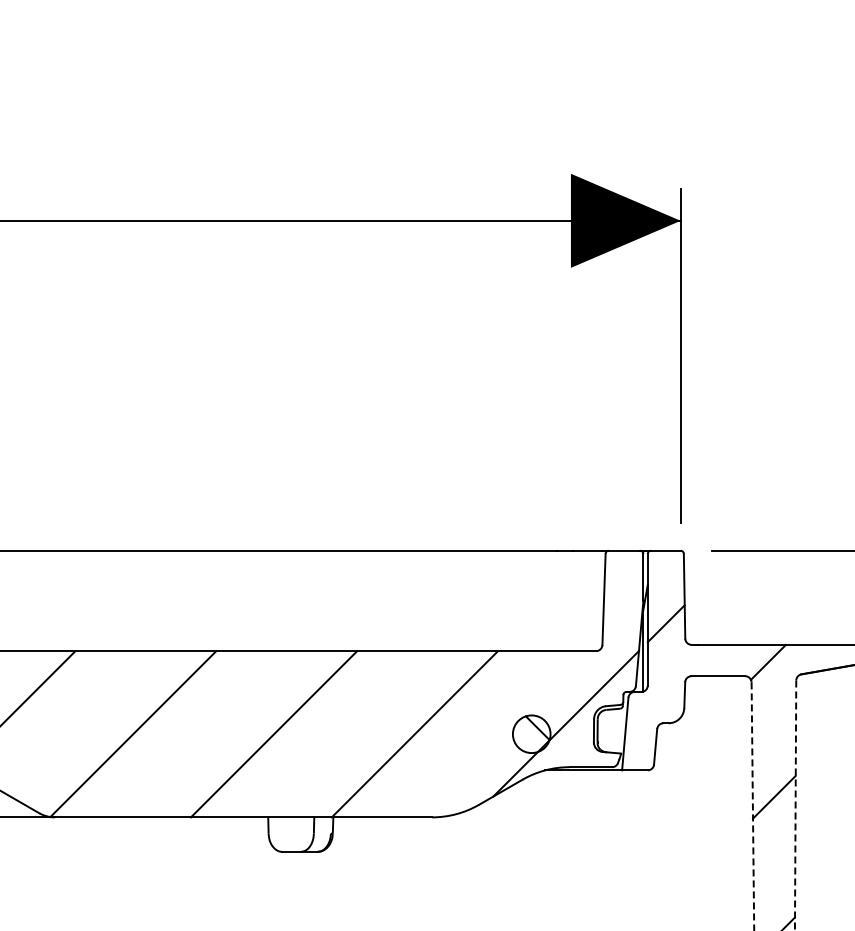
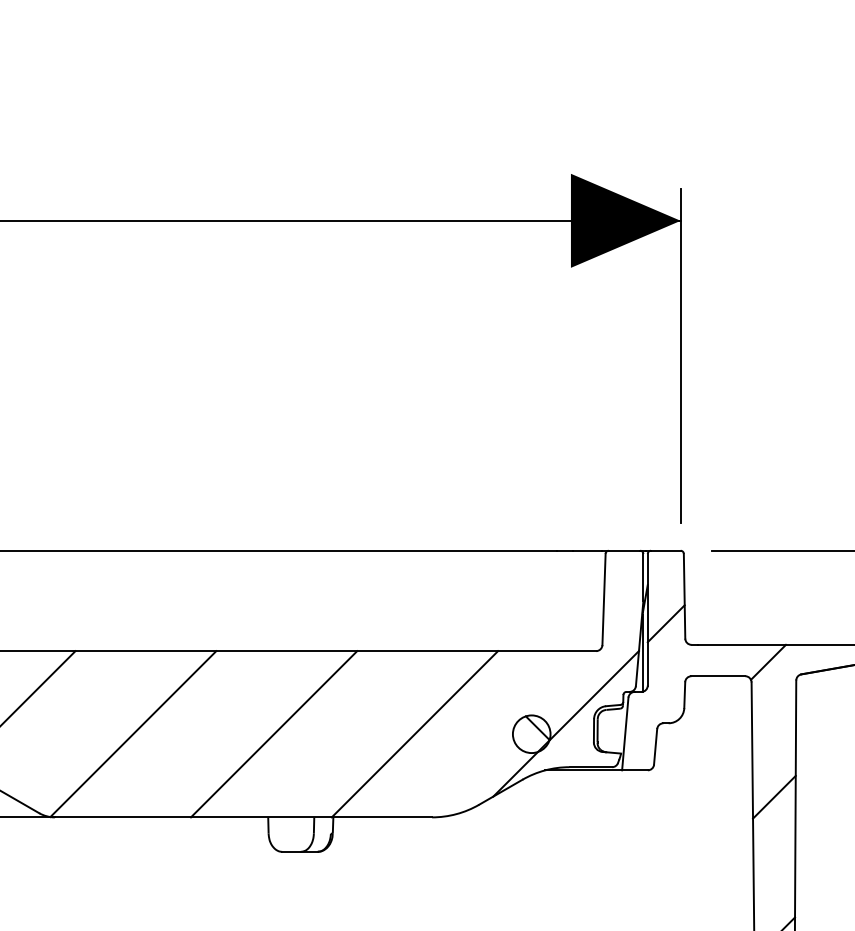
line: dashed -> solid (752, 806)
line: dashed -> solid (795, 806)
